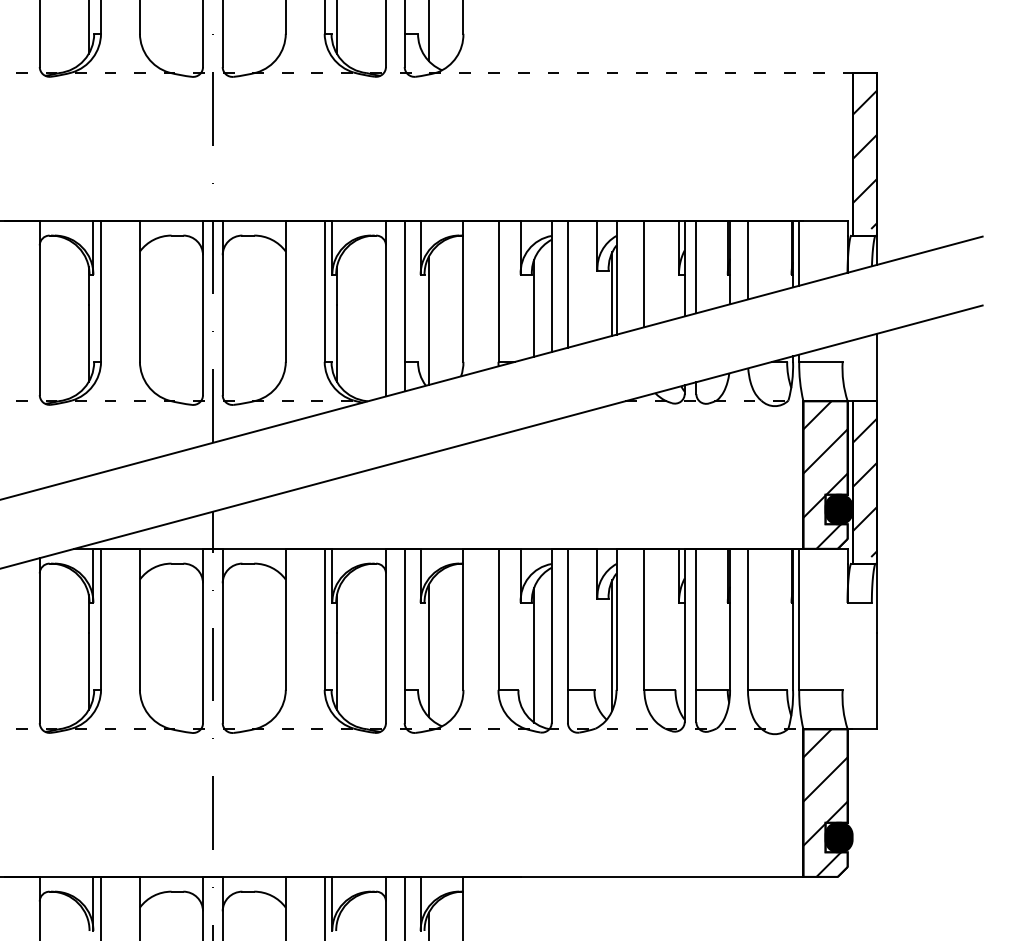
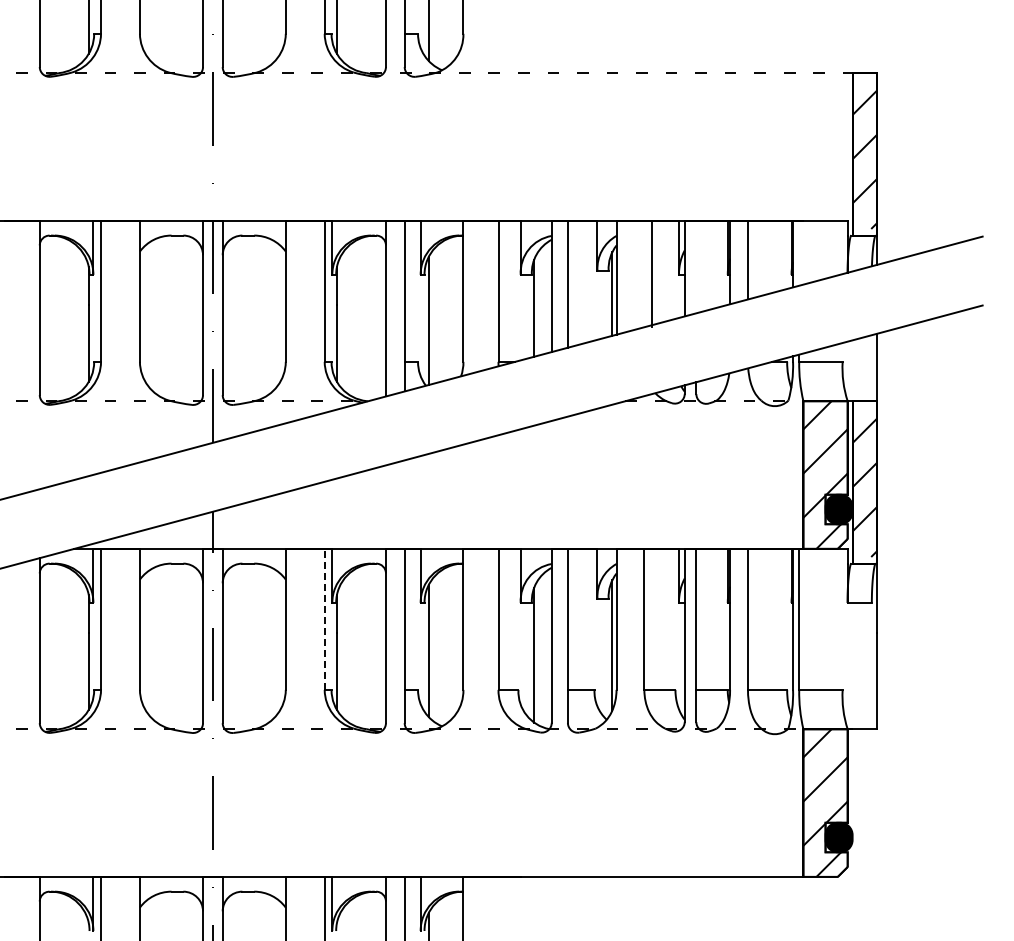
line: present -> none (799, 252)
line: present -> none (696, 266)
line position: (644, 273) -> (652, 273) (652, 273)
line: solid -> dashed (324, 619)
